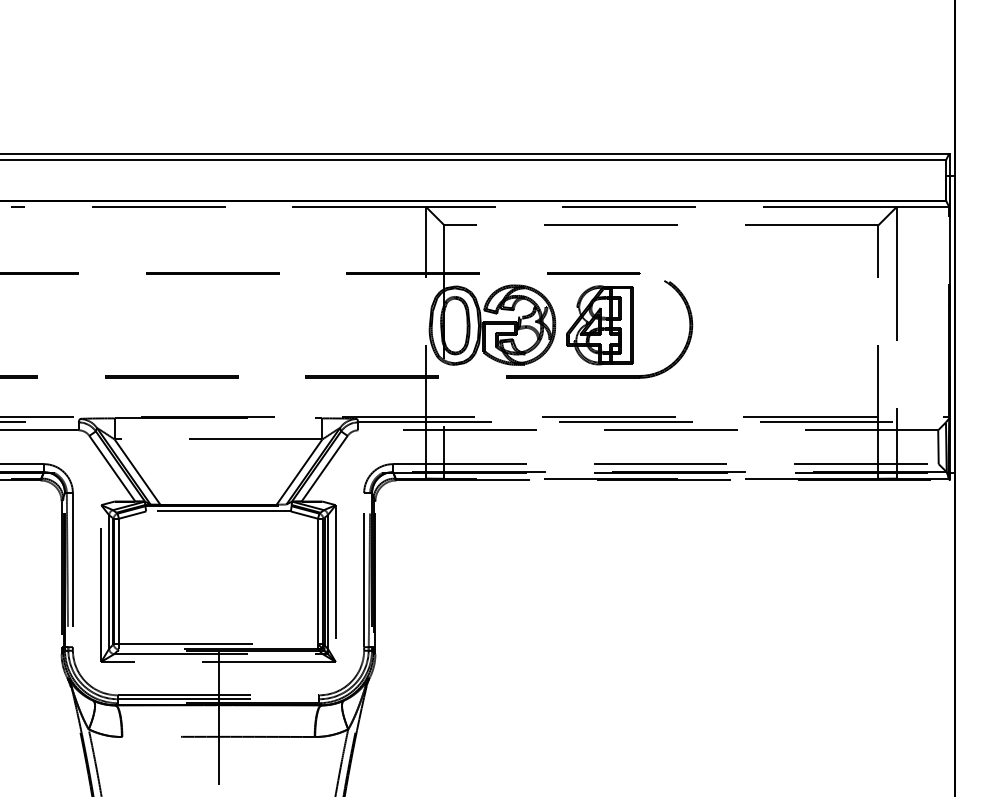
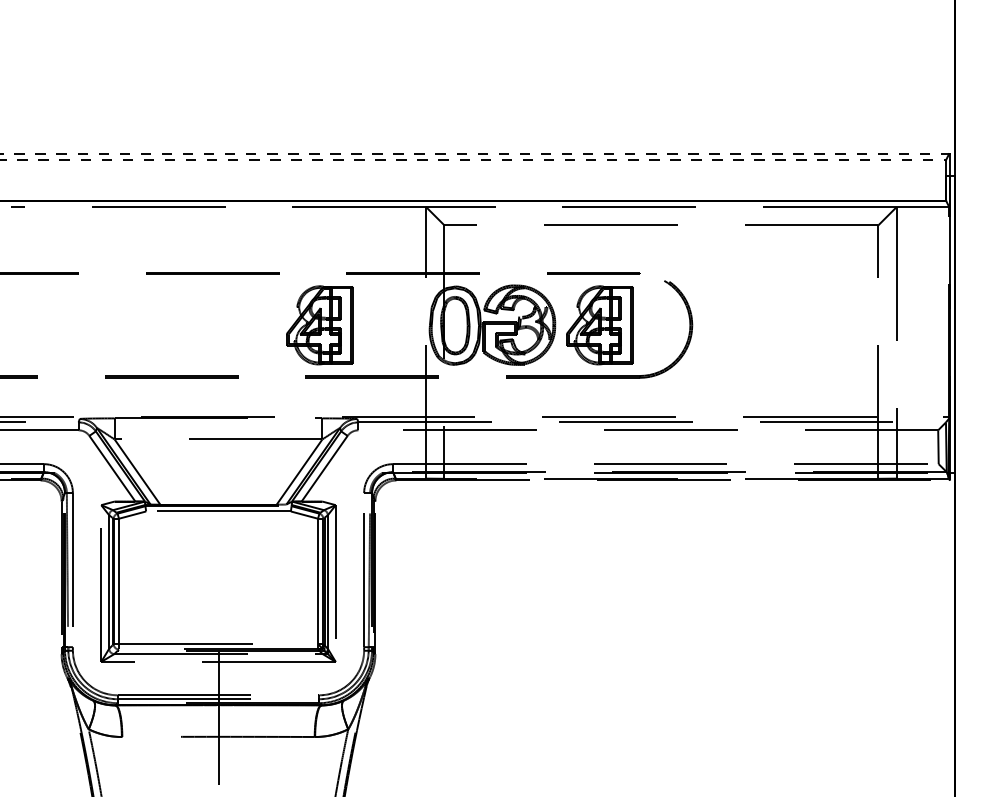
line: solid -> dashed (475, 154)
line: solid -> dashed (473, 160)
part: none -> present (319, 325)
